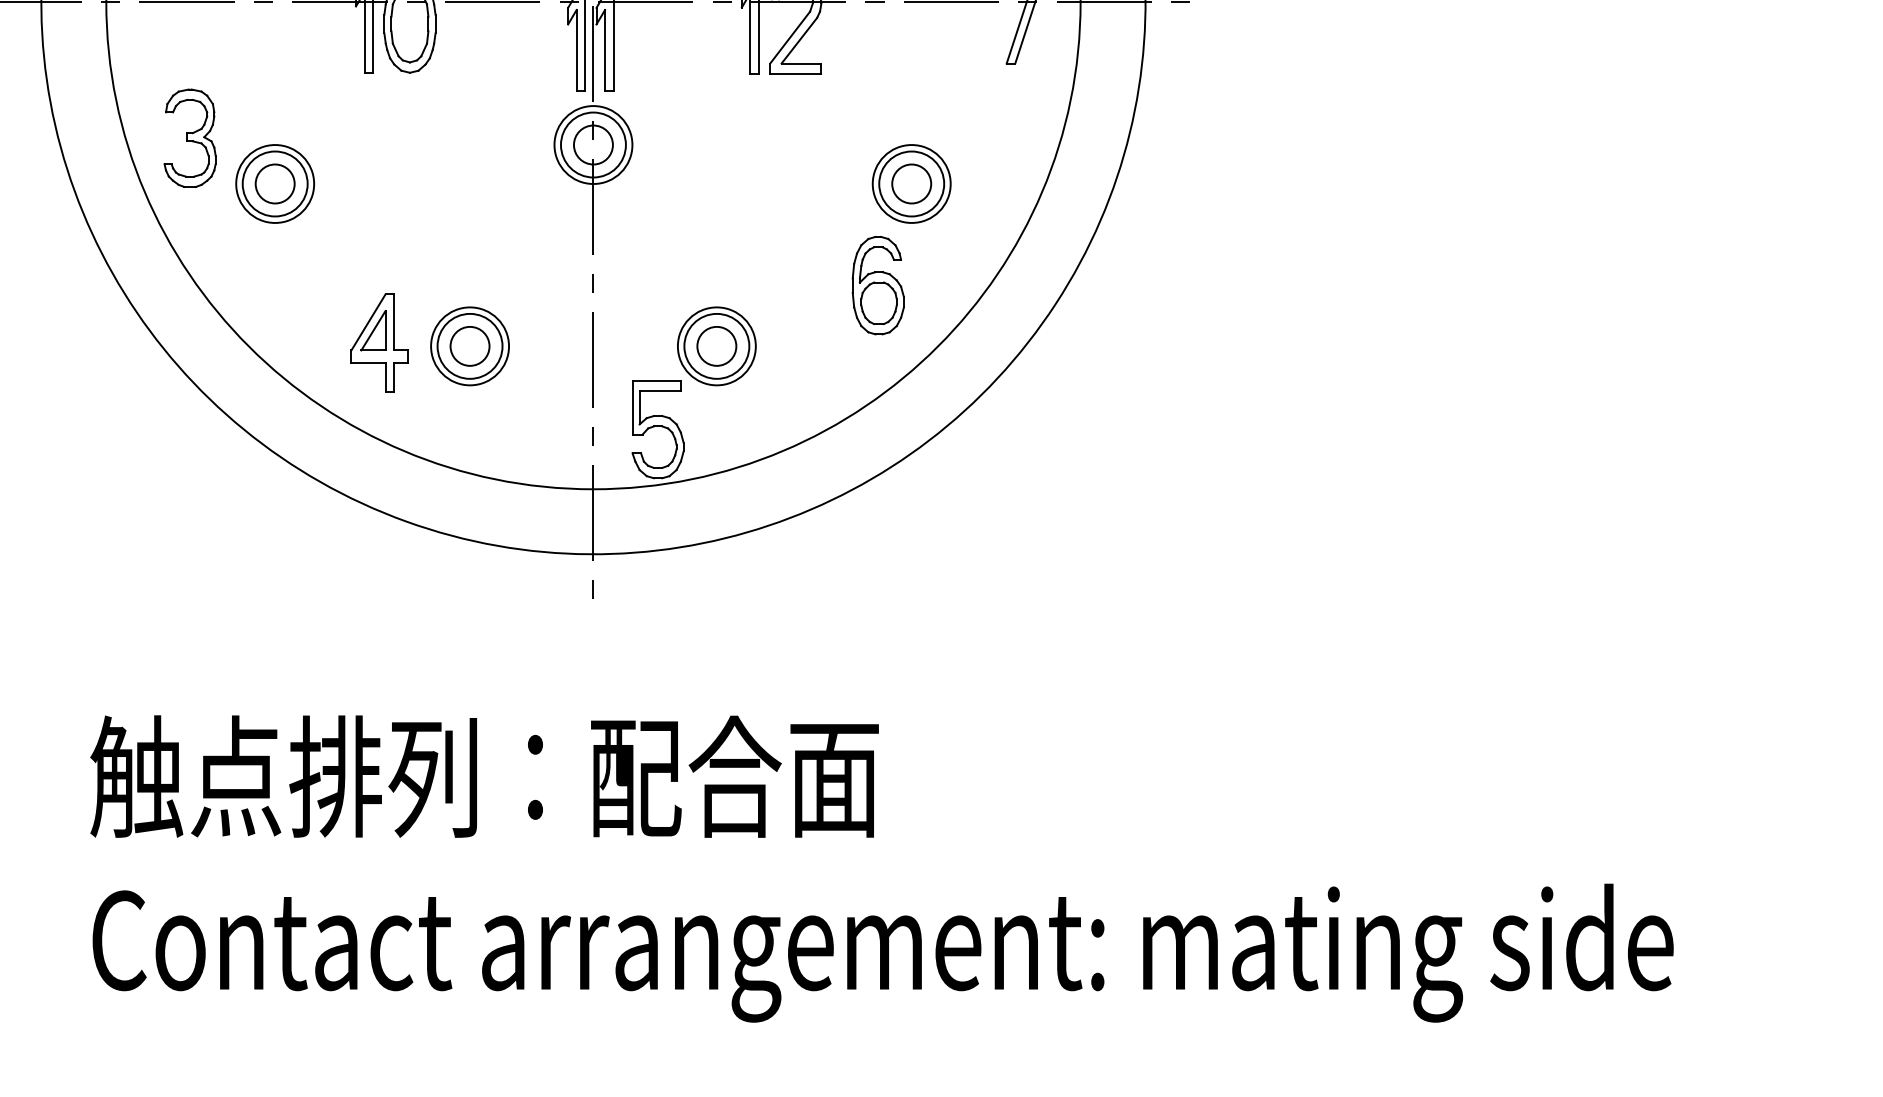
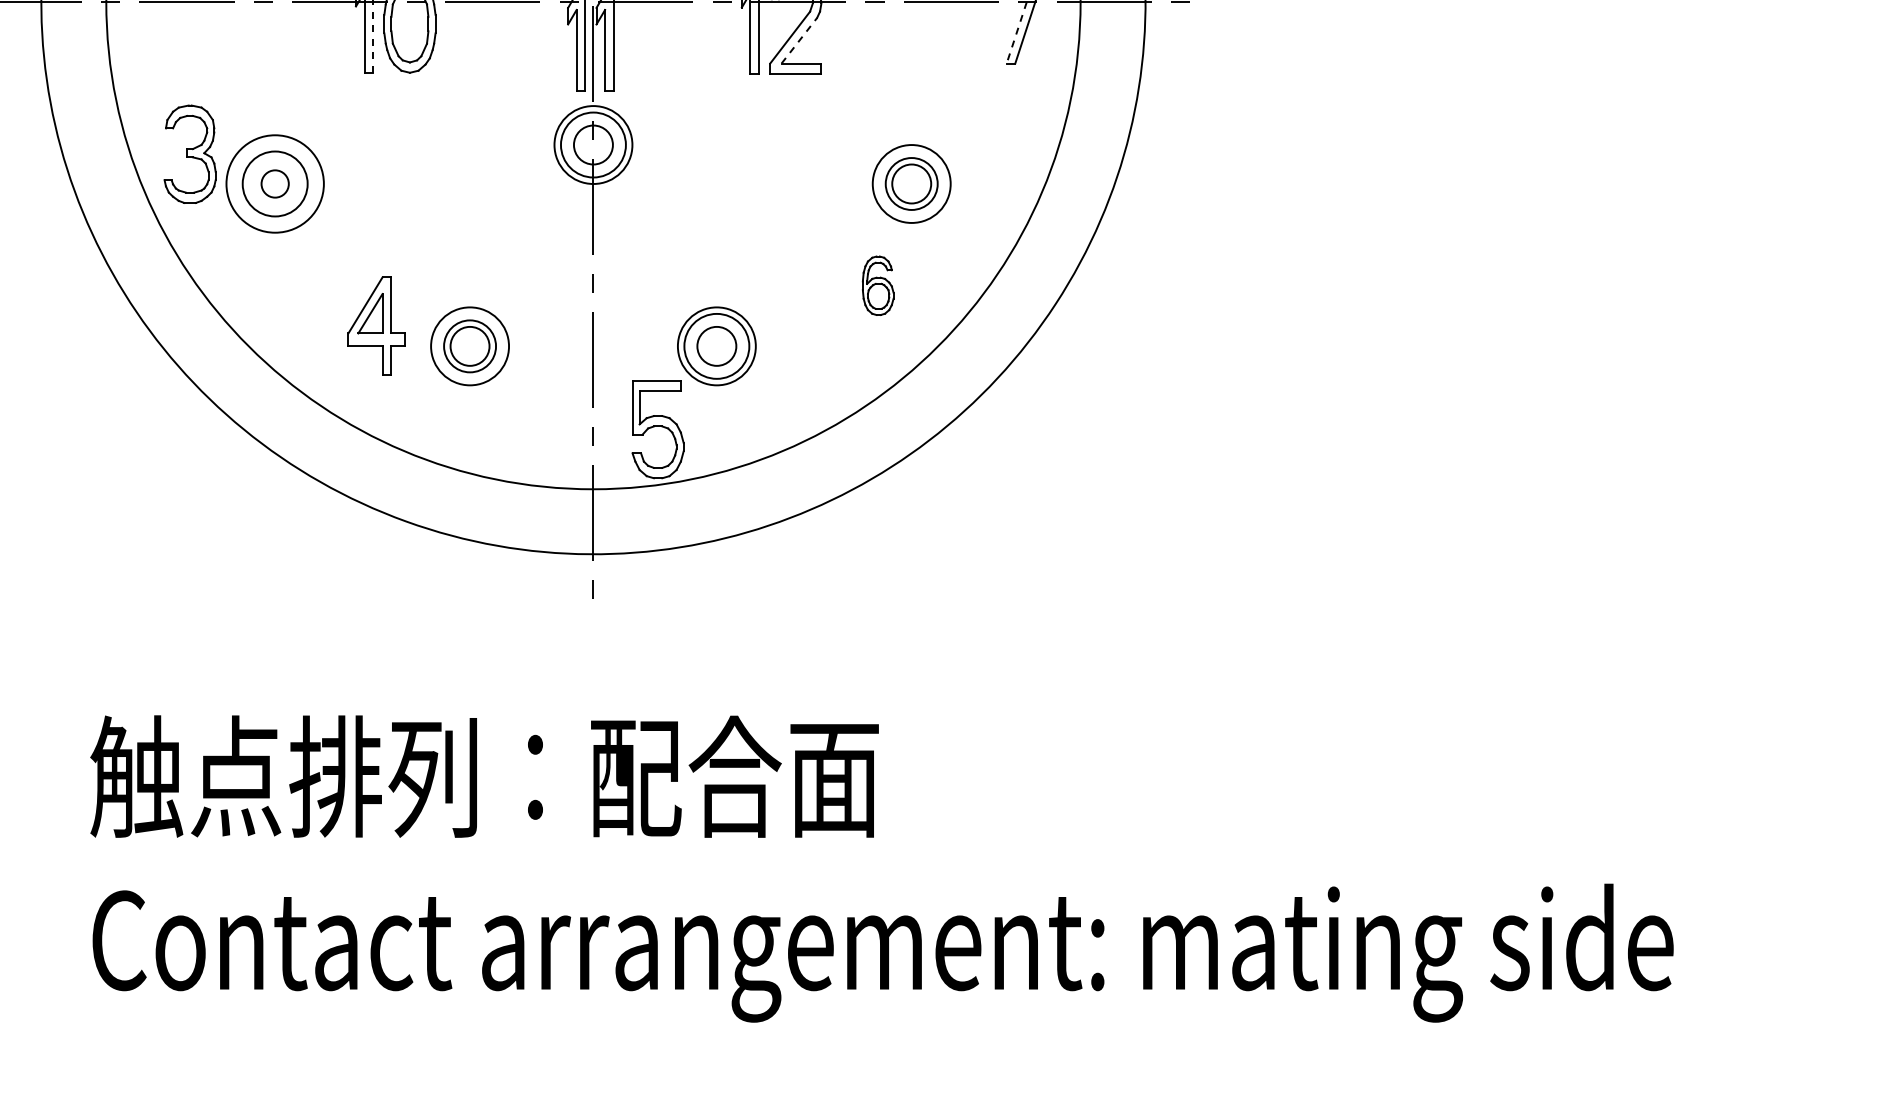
line: solid -> dashed (1016, 32)
line: solid -> dashed (373, 36)
line: solid -> dashed (799, 40)
part position: (189, 137) -> (189, 153) (189, 153)
circle diameter: 39 px -> 27 px (274, 183)
circle diameter: 78 px -> 97 px (274, 183)
circle diameter: 65 px -> 52 px (911, 183)
part size: 54x100 px -> 33x61 px (878, 285)
part position: (379, 342) -> (376, 325) (376, 325)
circle diameter: 65 px -> 52 px (470, 346)
